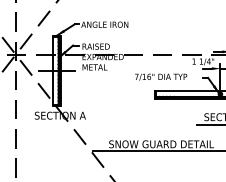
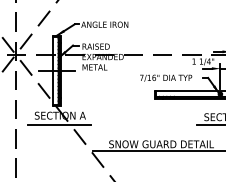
text position: (161, 76) -> (166, 77) (166, 77)
line: none -> present (59, 124)
